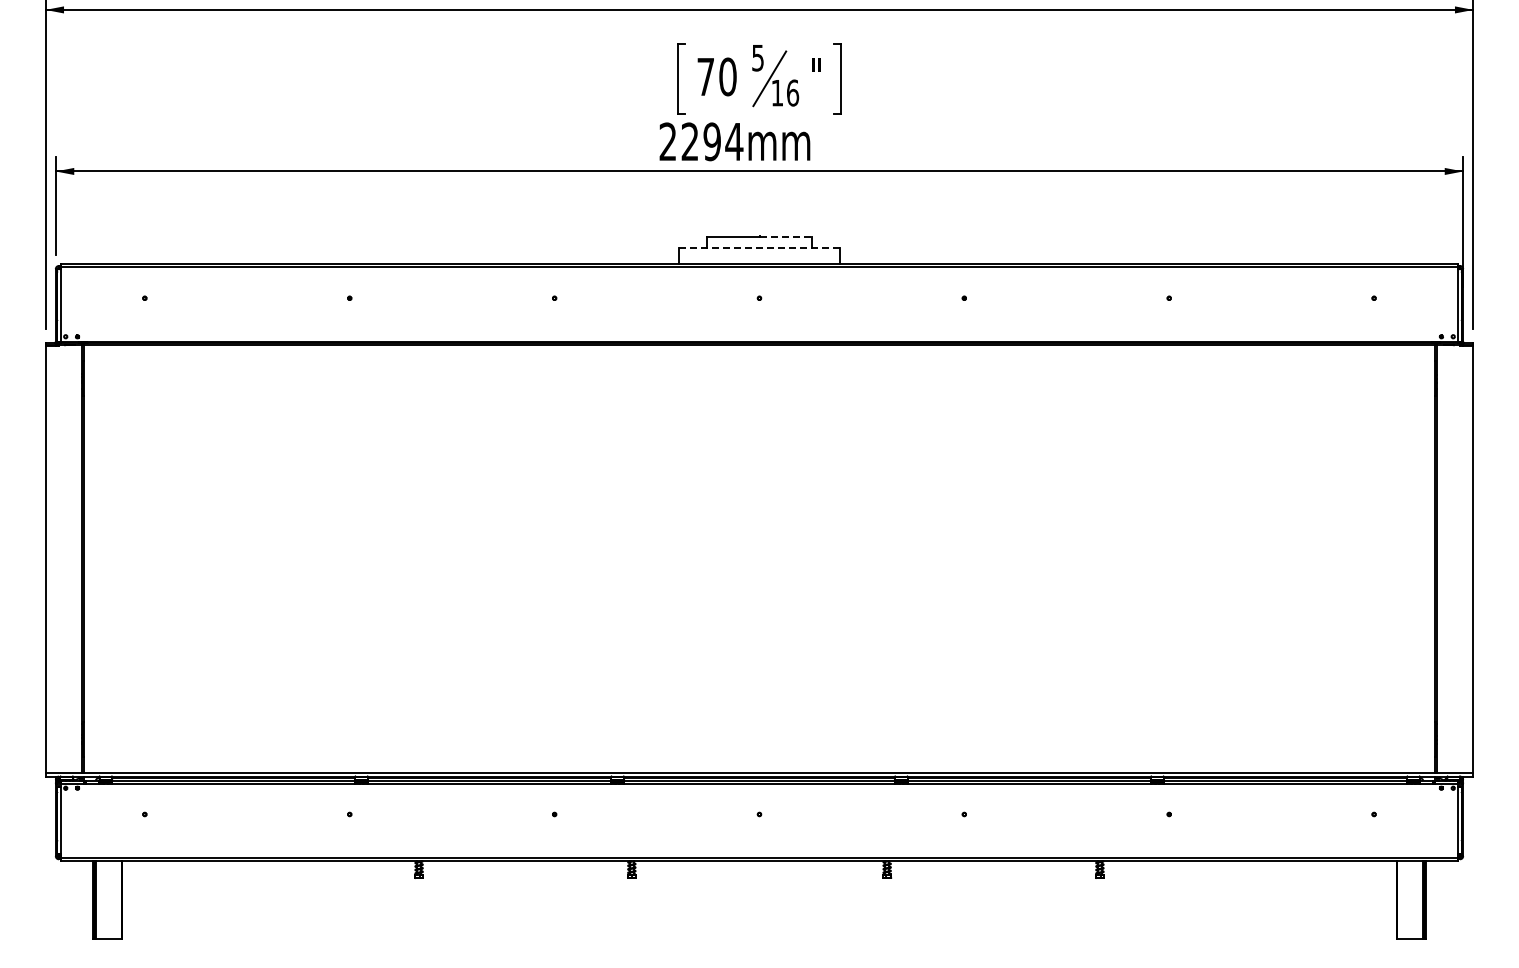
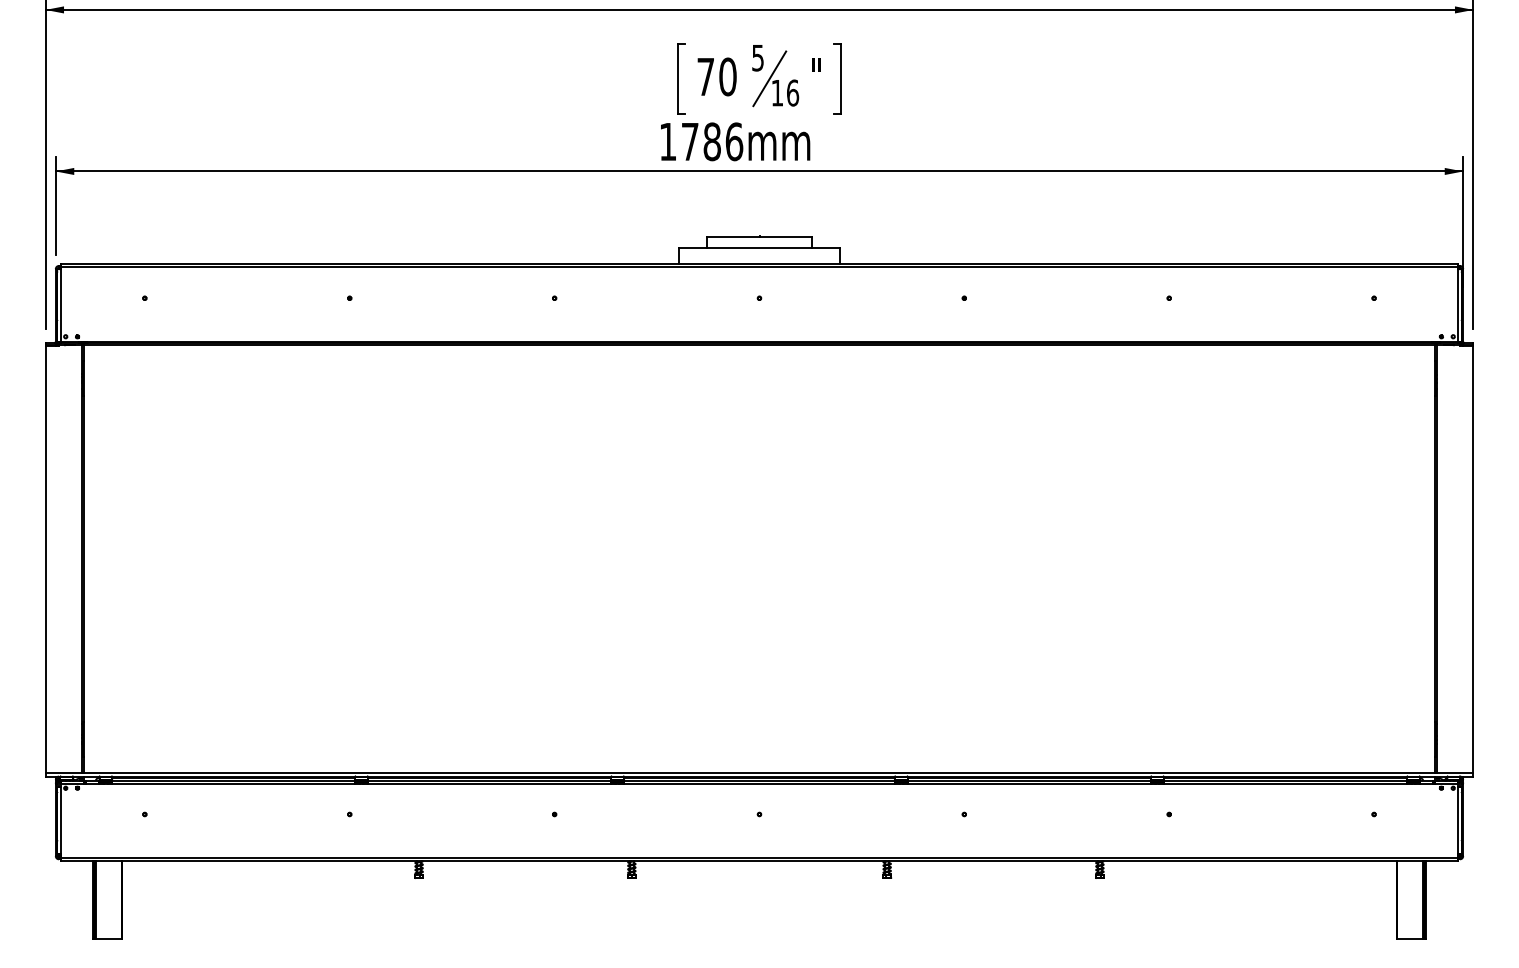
text: 2294mm -> 1786mm (701, 141)
line: dashed -> solid (785, 236)
line: dashed -> solid (759, 247)
